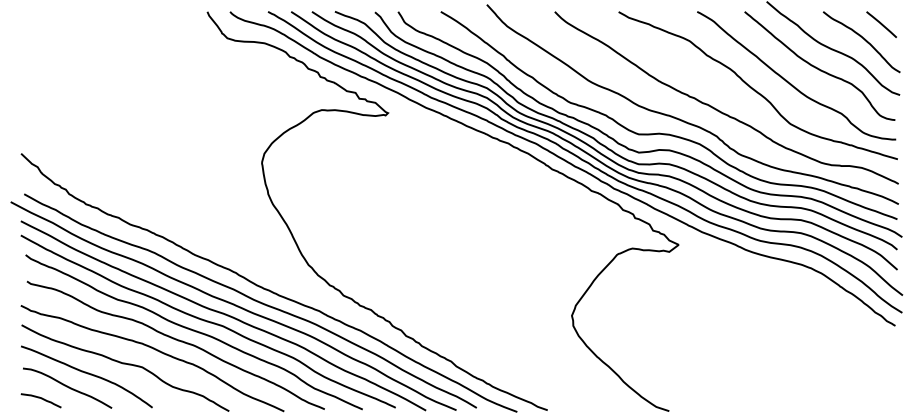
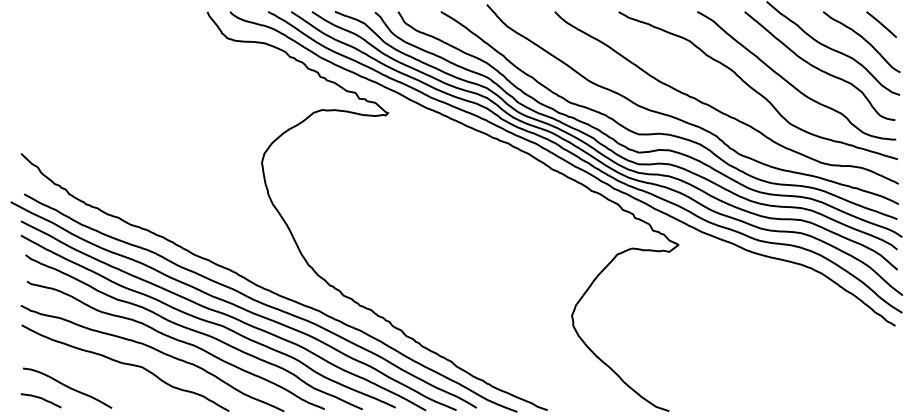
curve: present -> none (87, 374)
